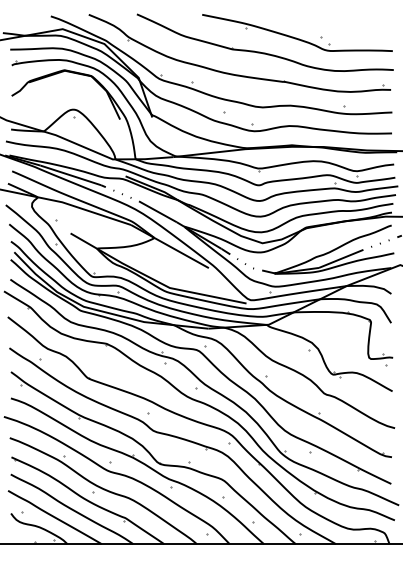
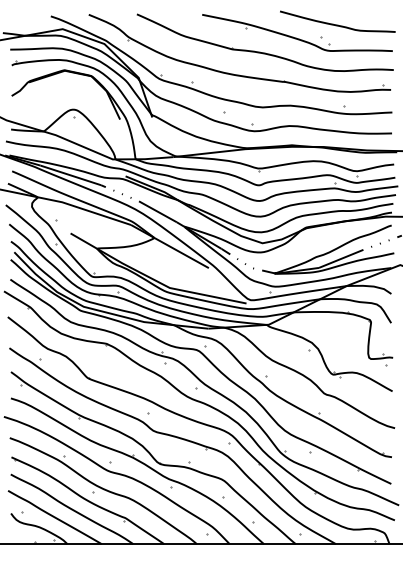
curve: none -> present (337, 24)
